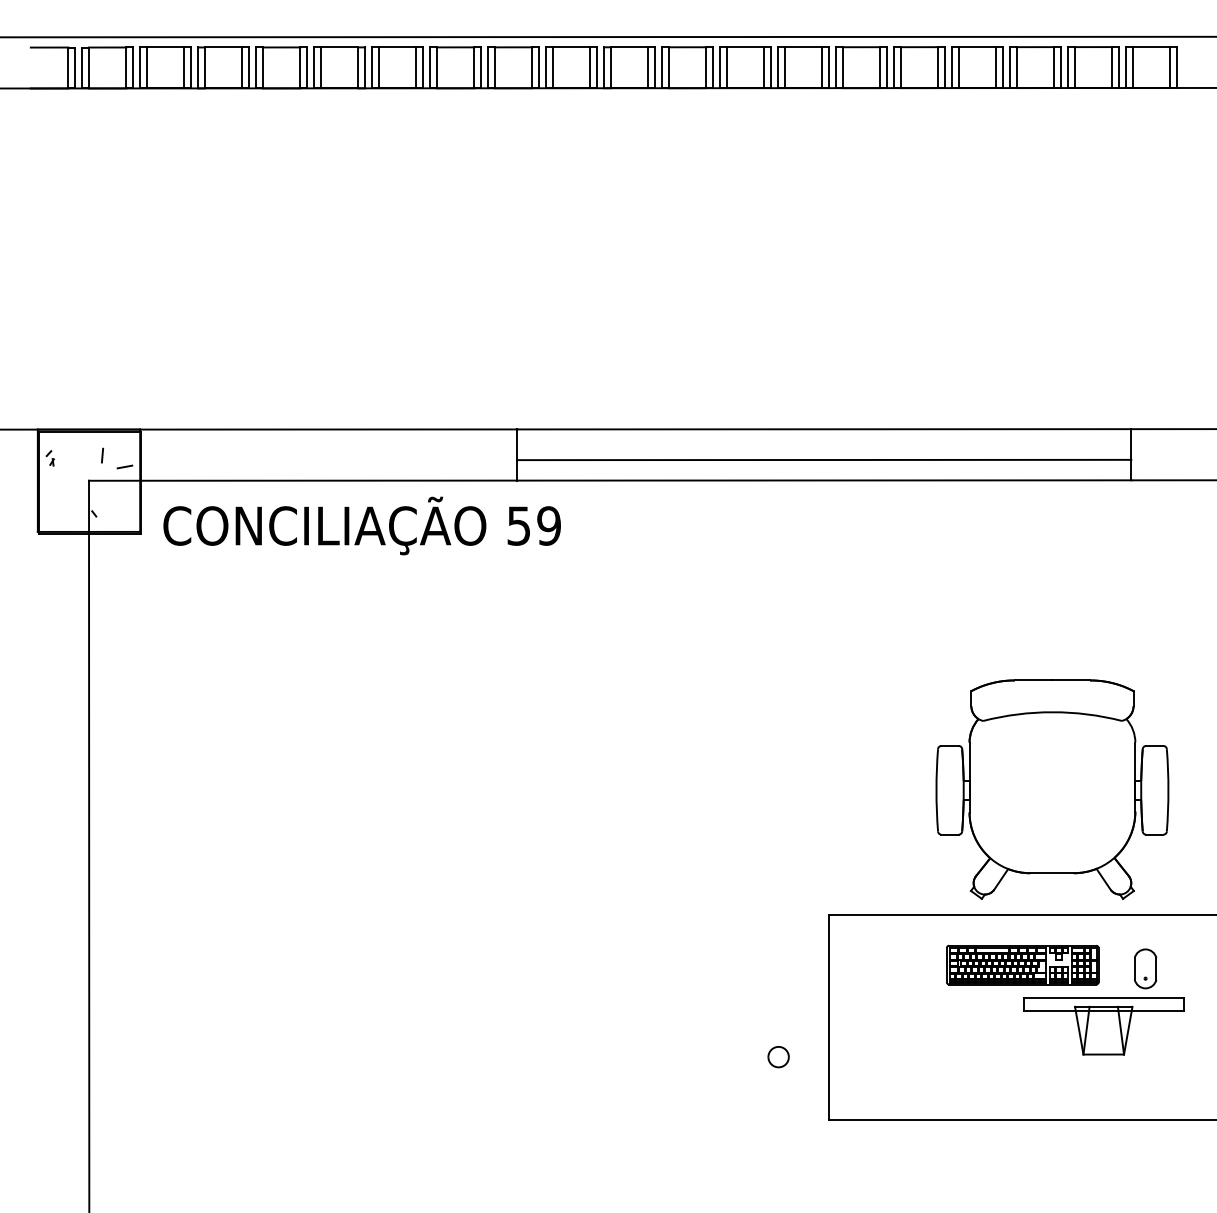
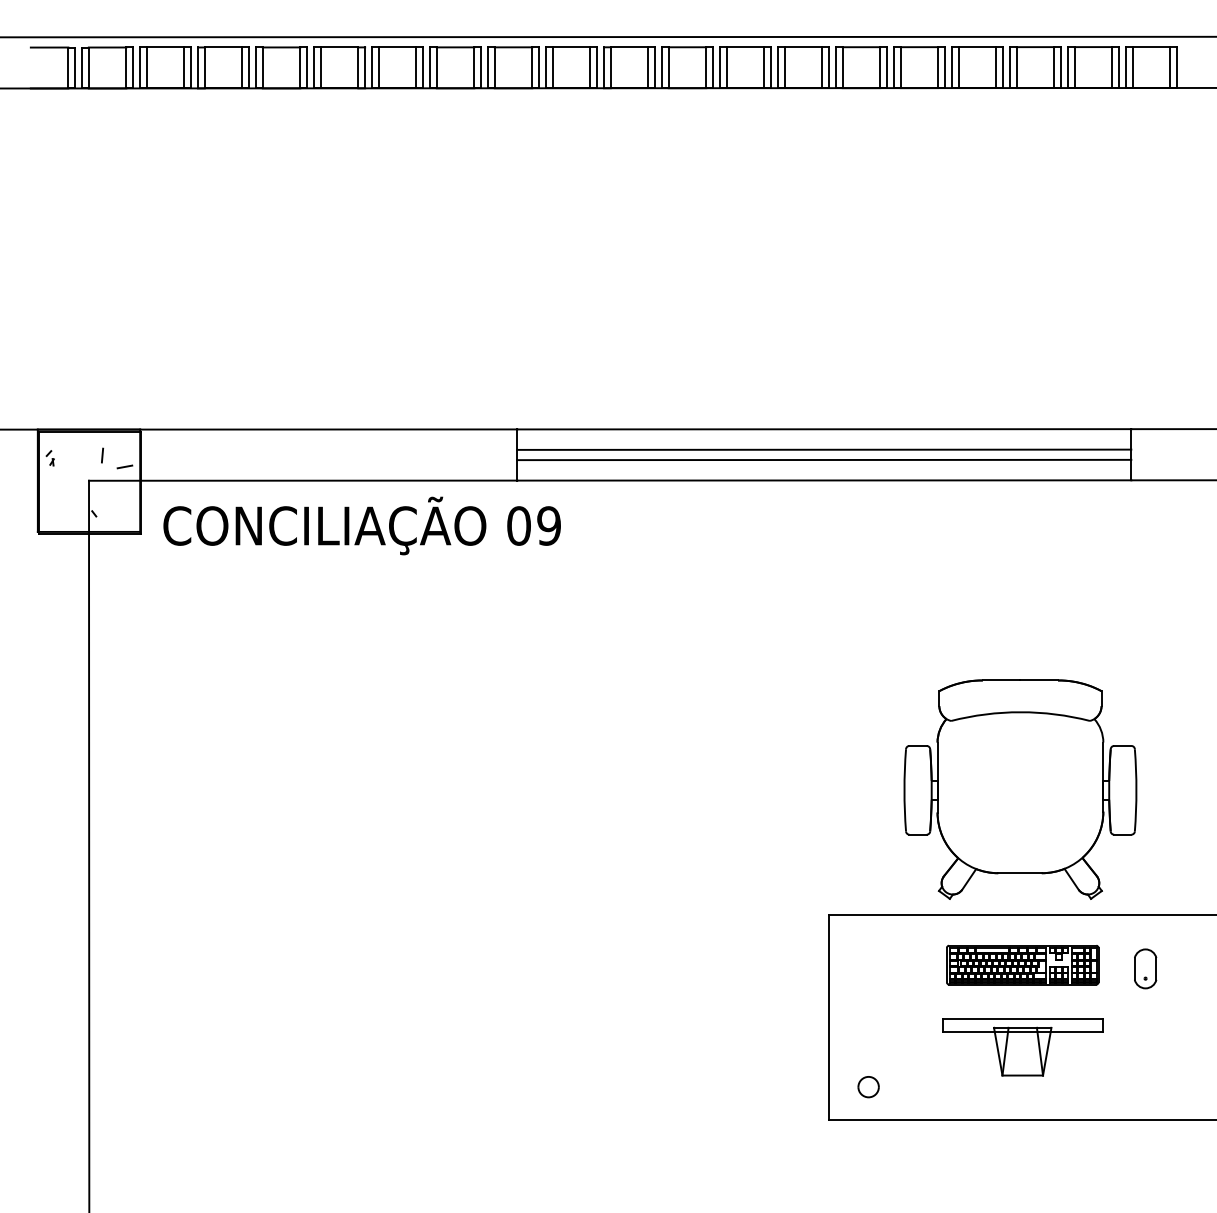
line: none -> present (824, 449)
text: 59 -> 09 (518, 525)
part position: (1052, 789) -> (1020, 789) (1020, 789)
part position: (1103, 1026) -> (1022, 1047) (1022, 1047)
part position: (778, 1057) -> (868, 1087) (868, 1087)
